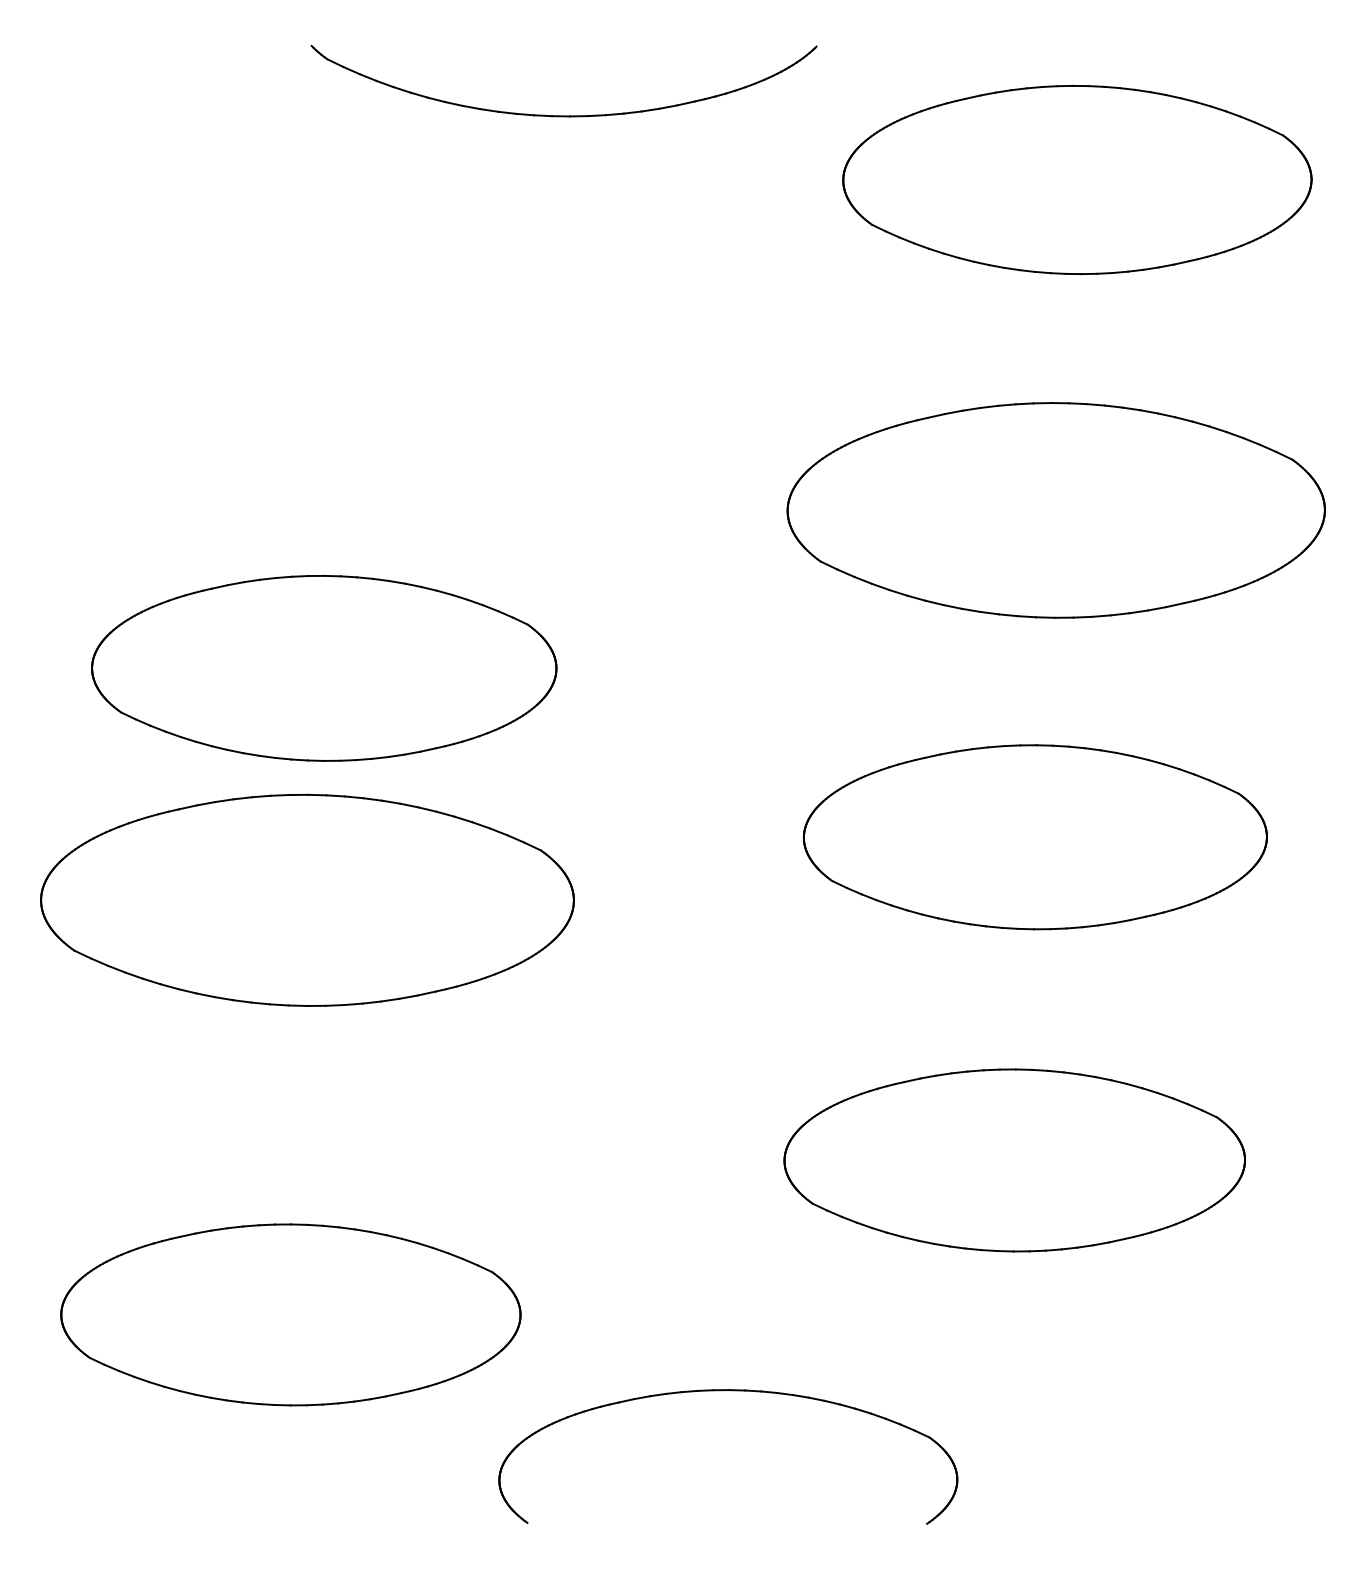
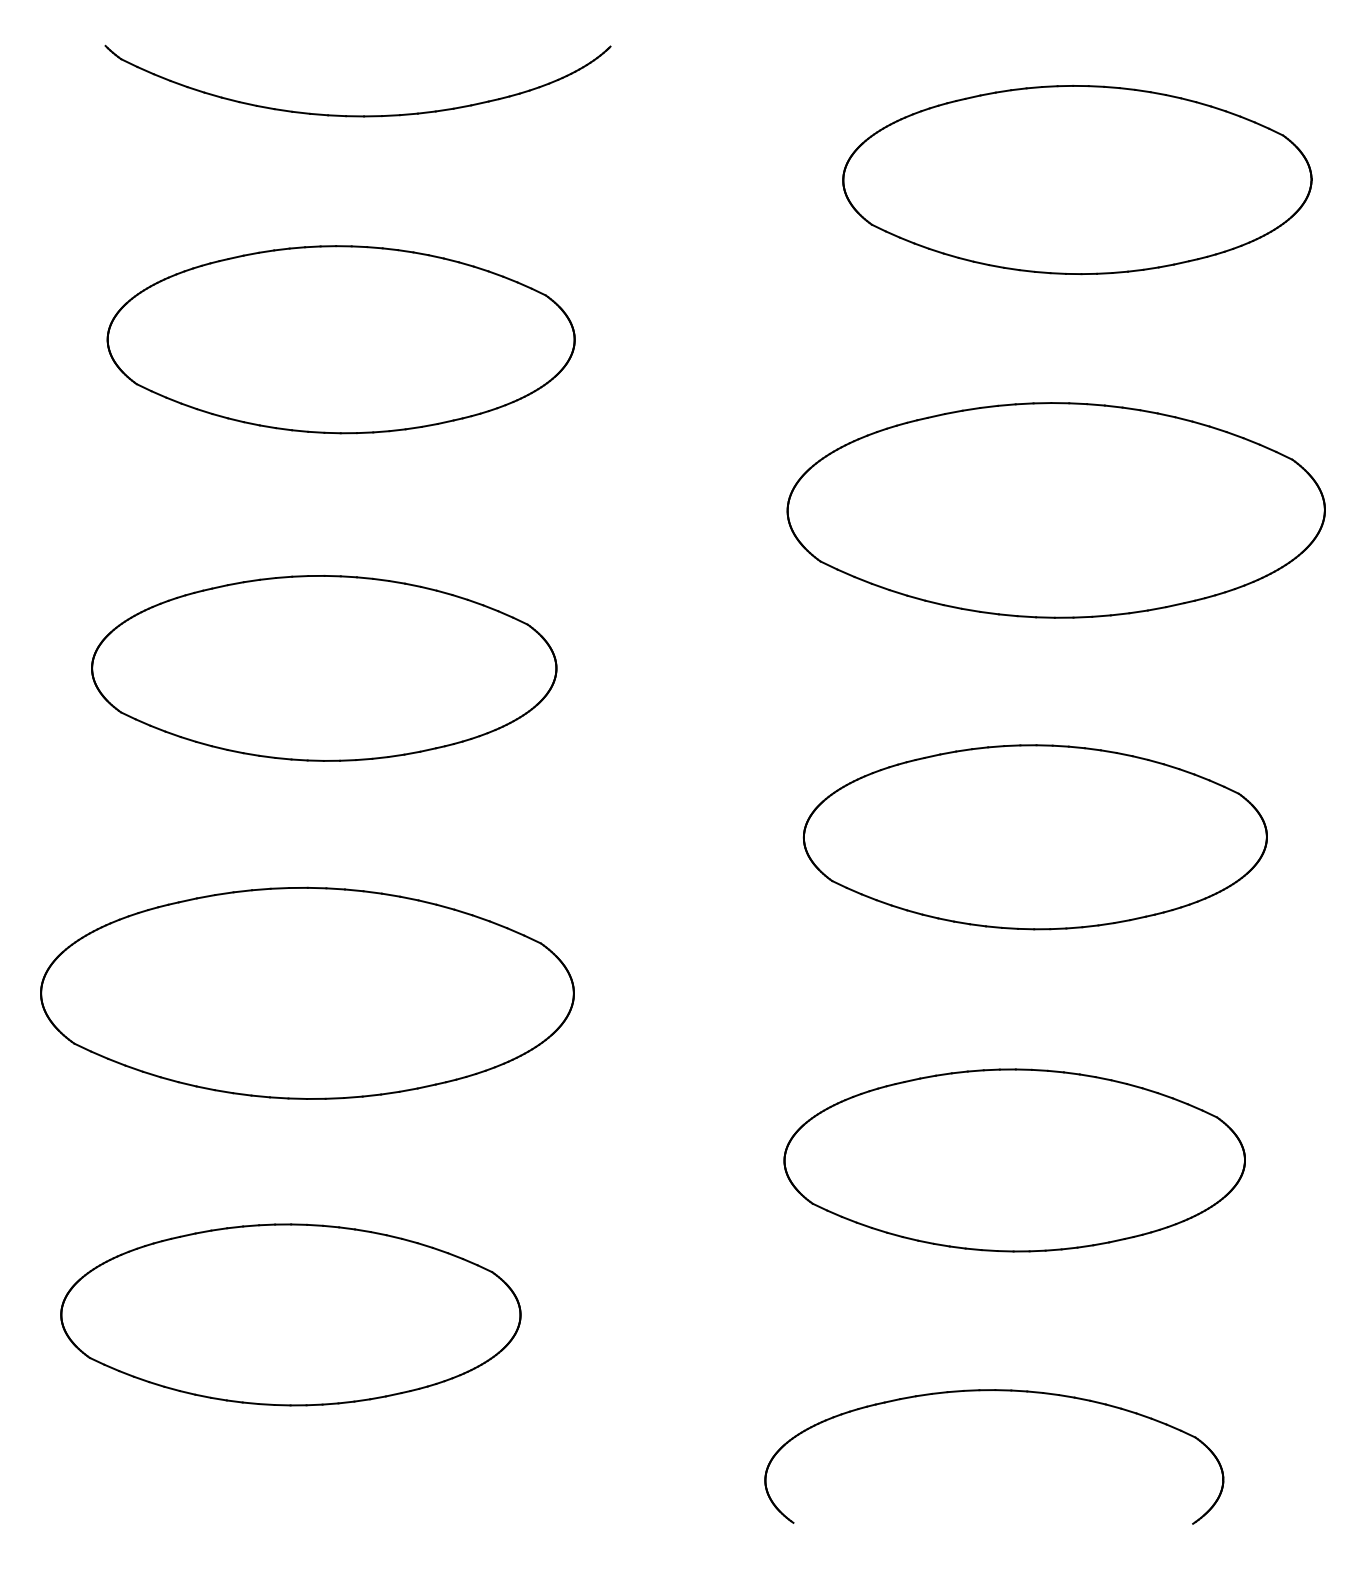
part position: (563, 115) -> (357, 115) (357, 115)
part: none -> present (340, 339)
part position: (307, 899) -> (307, 992) (307, 992)
part position: (729, 1391) -> (995, 1391) (995, 1391)
